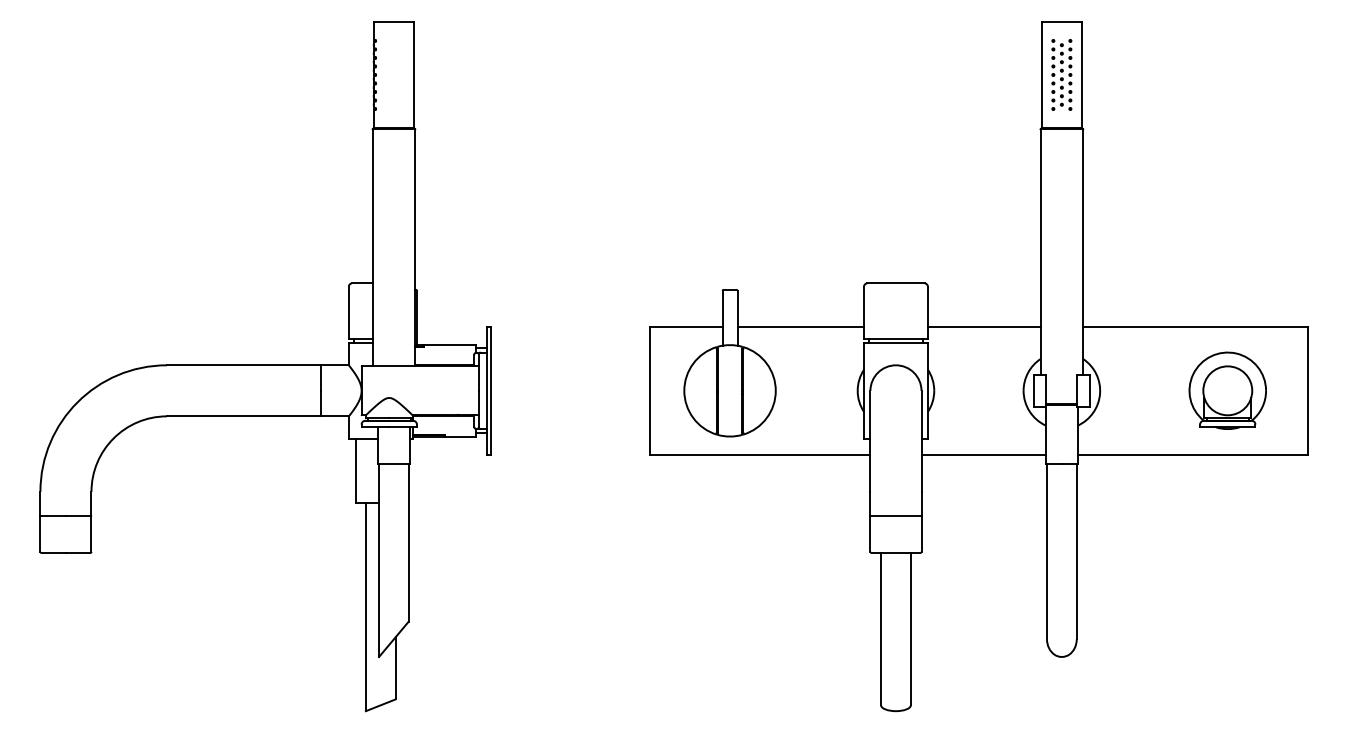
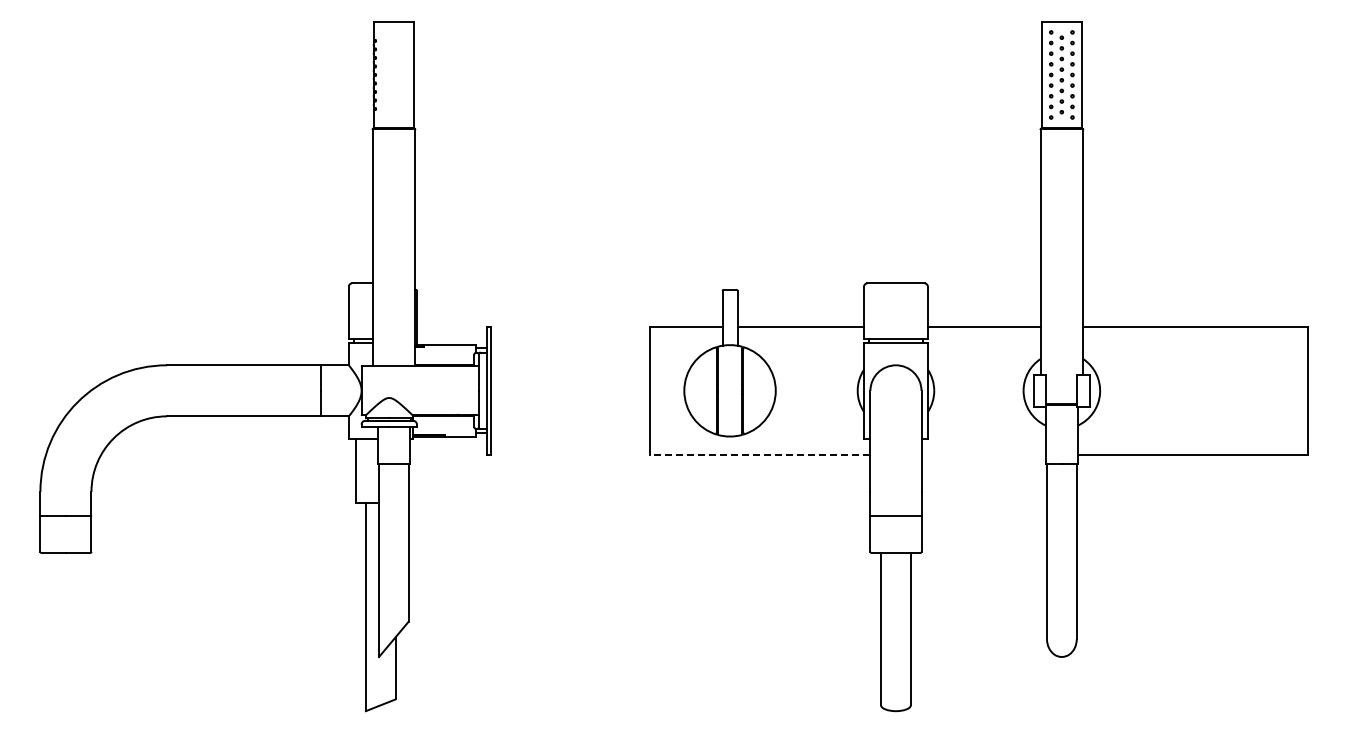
part size: 22x72 px -> 26x90 px (1061, 74)
part: present -> none (1227, 390)
line: solid -> dashed (759, 454)
line: present -> none (983, 454)
